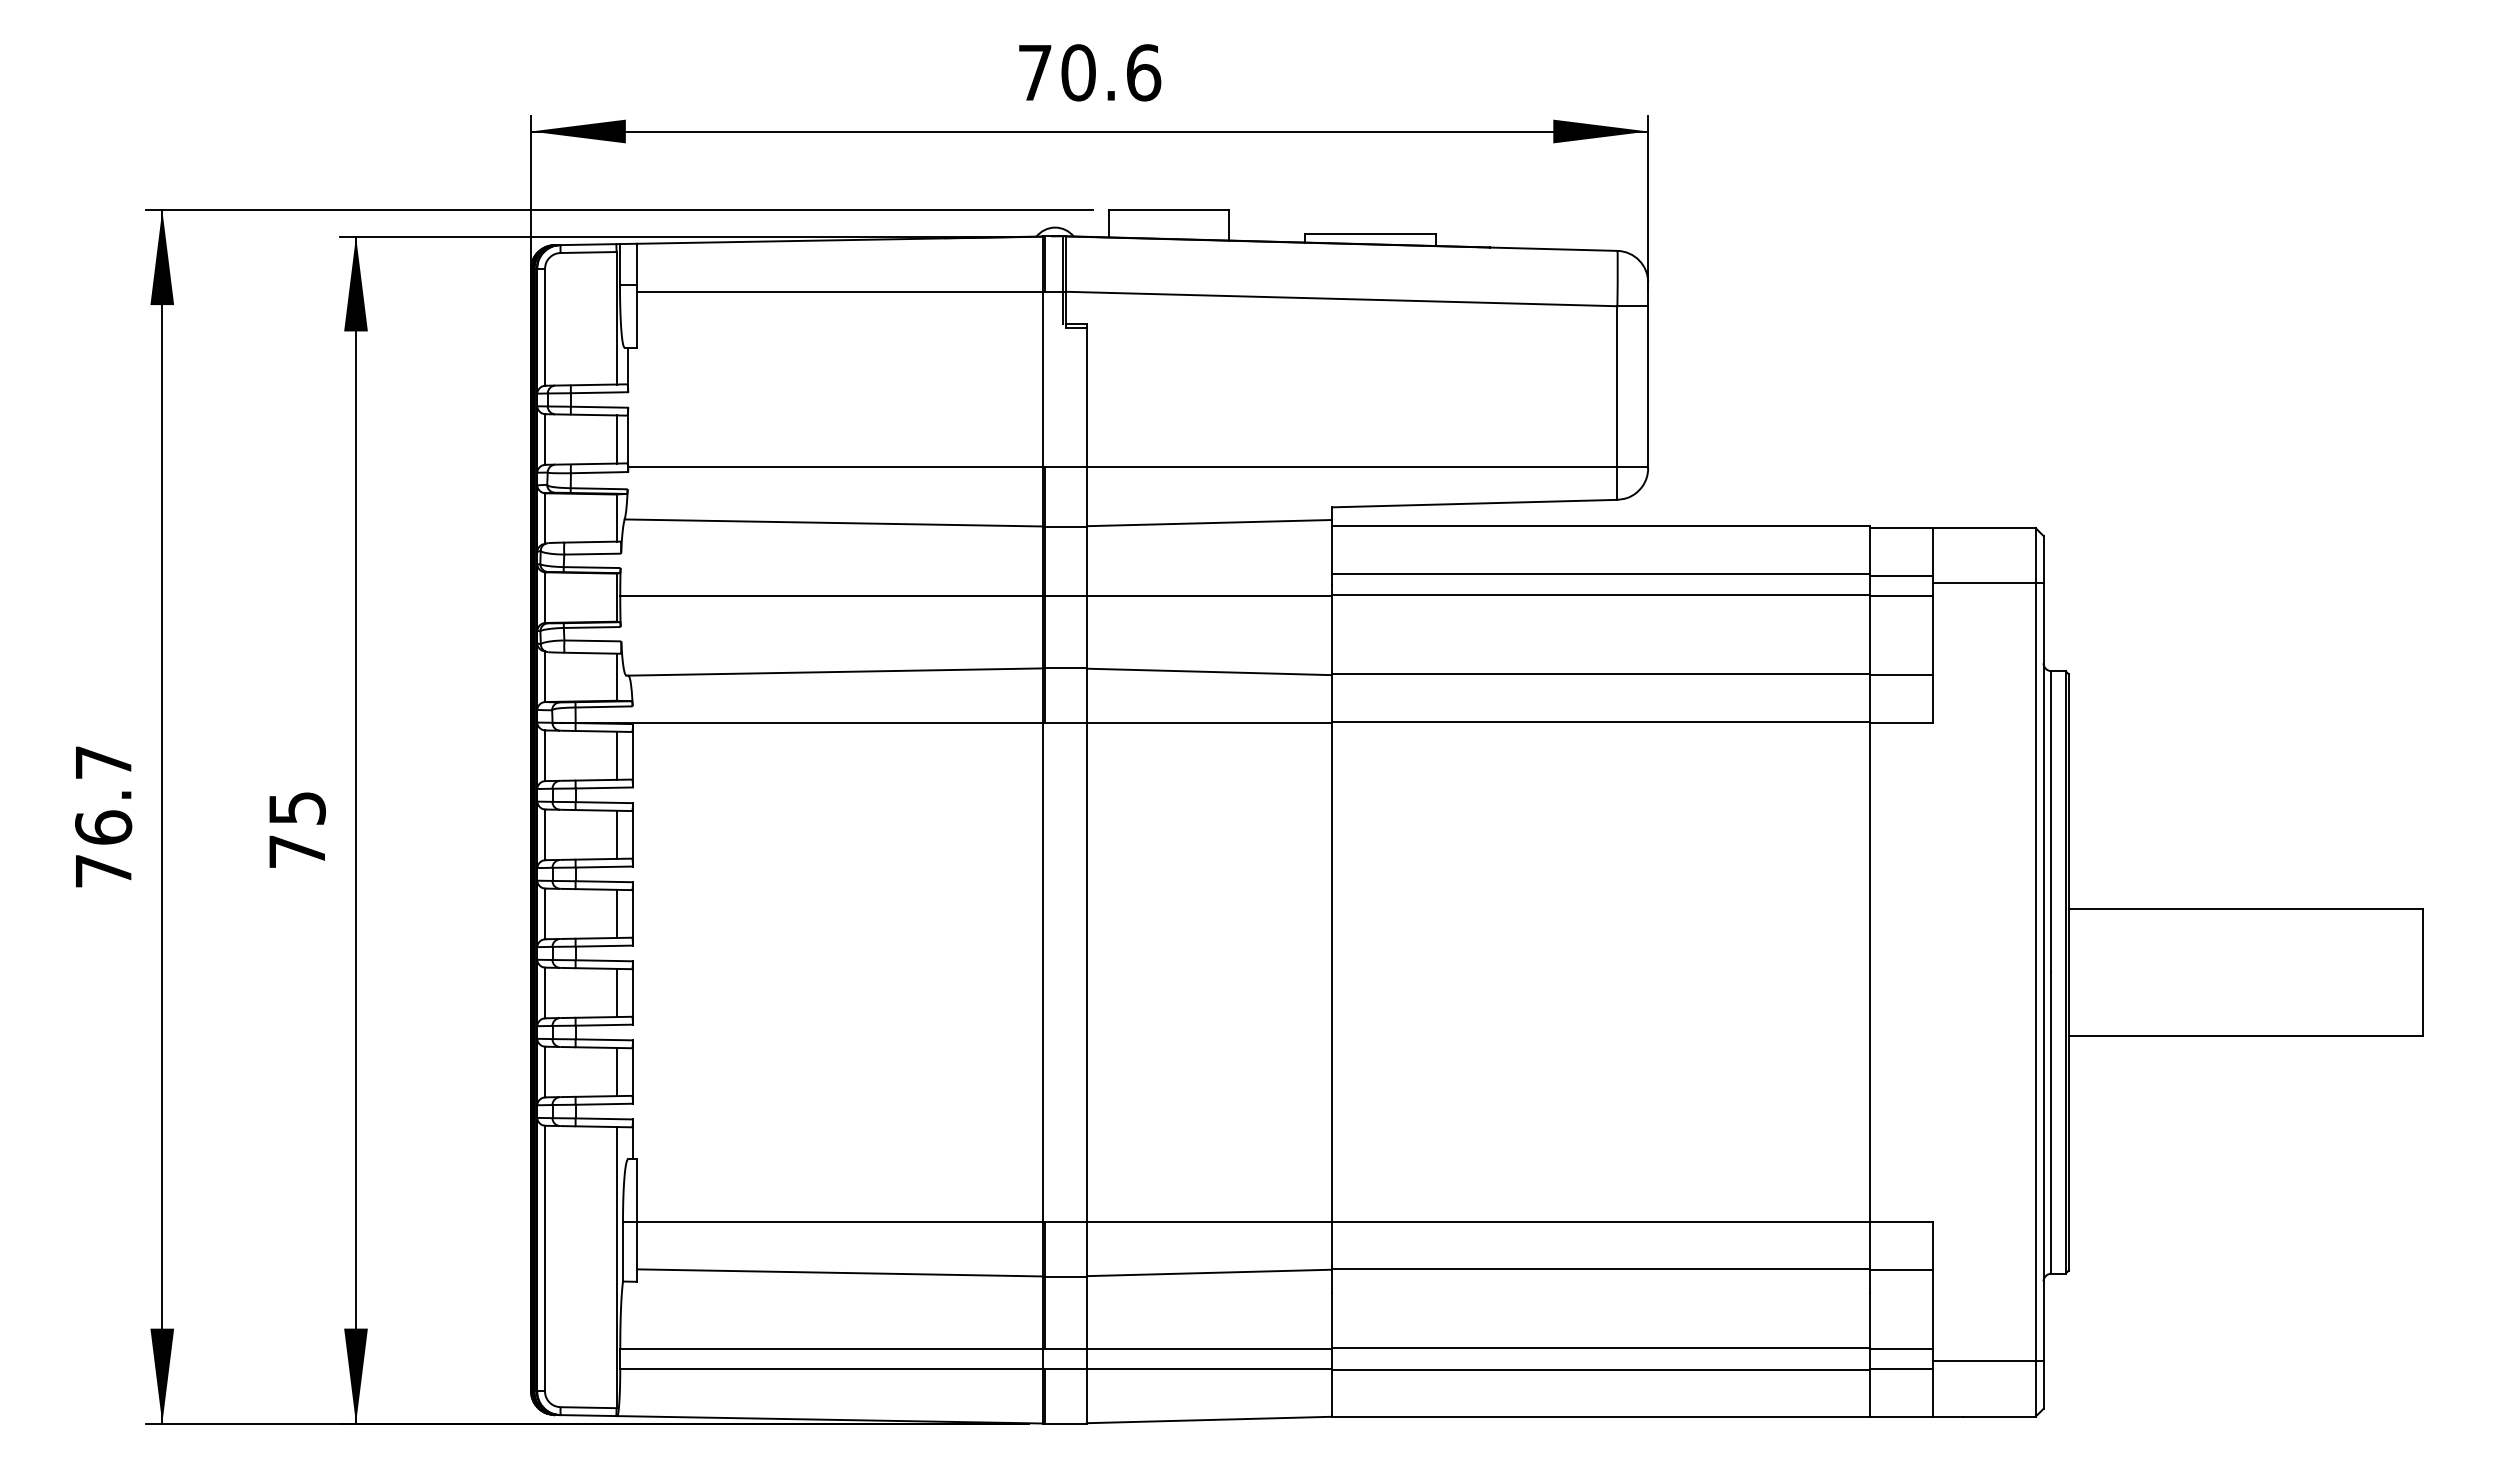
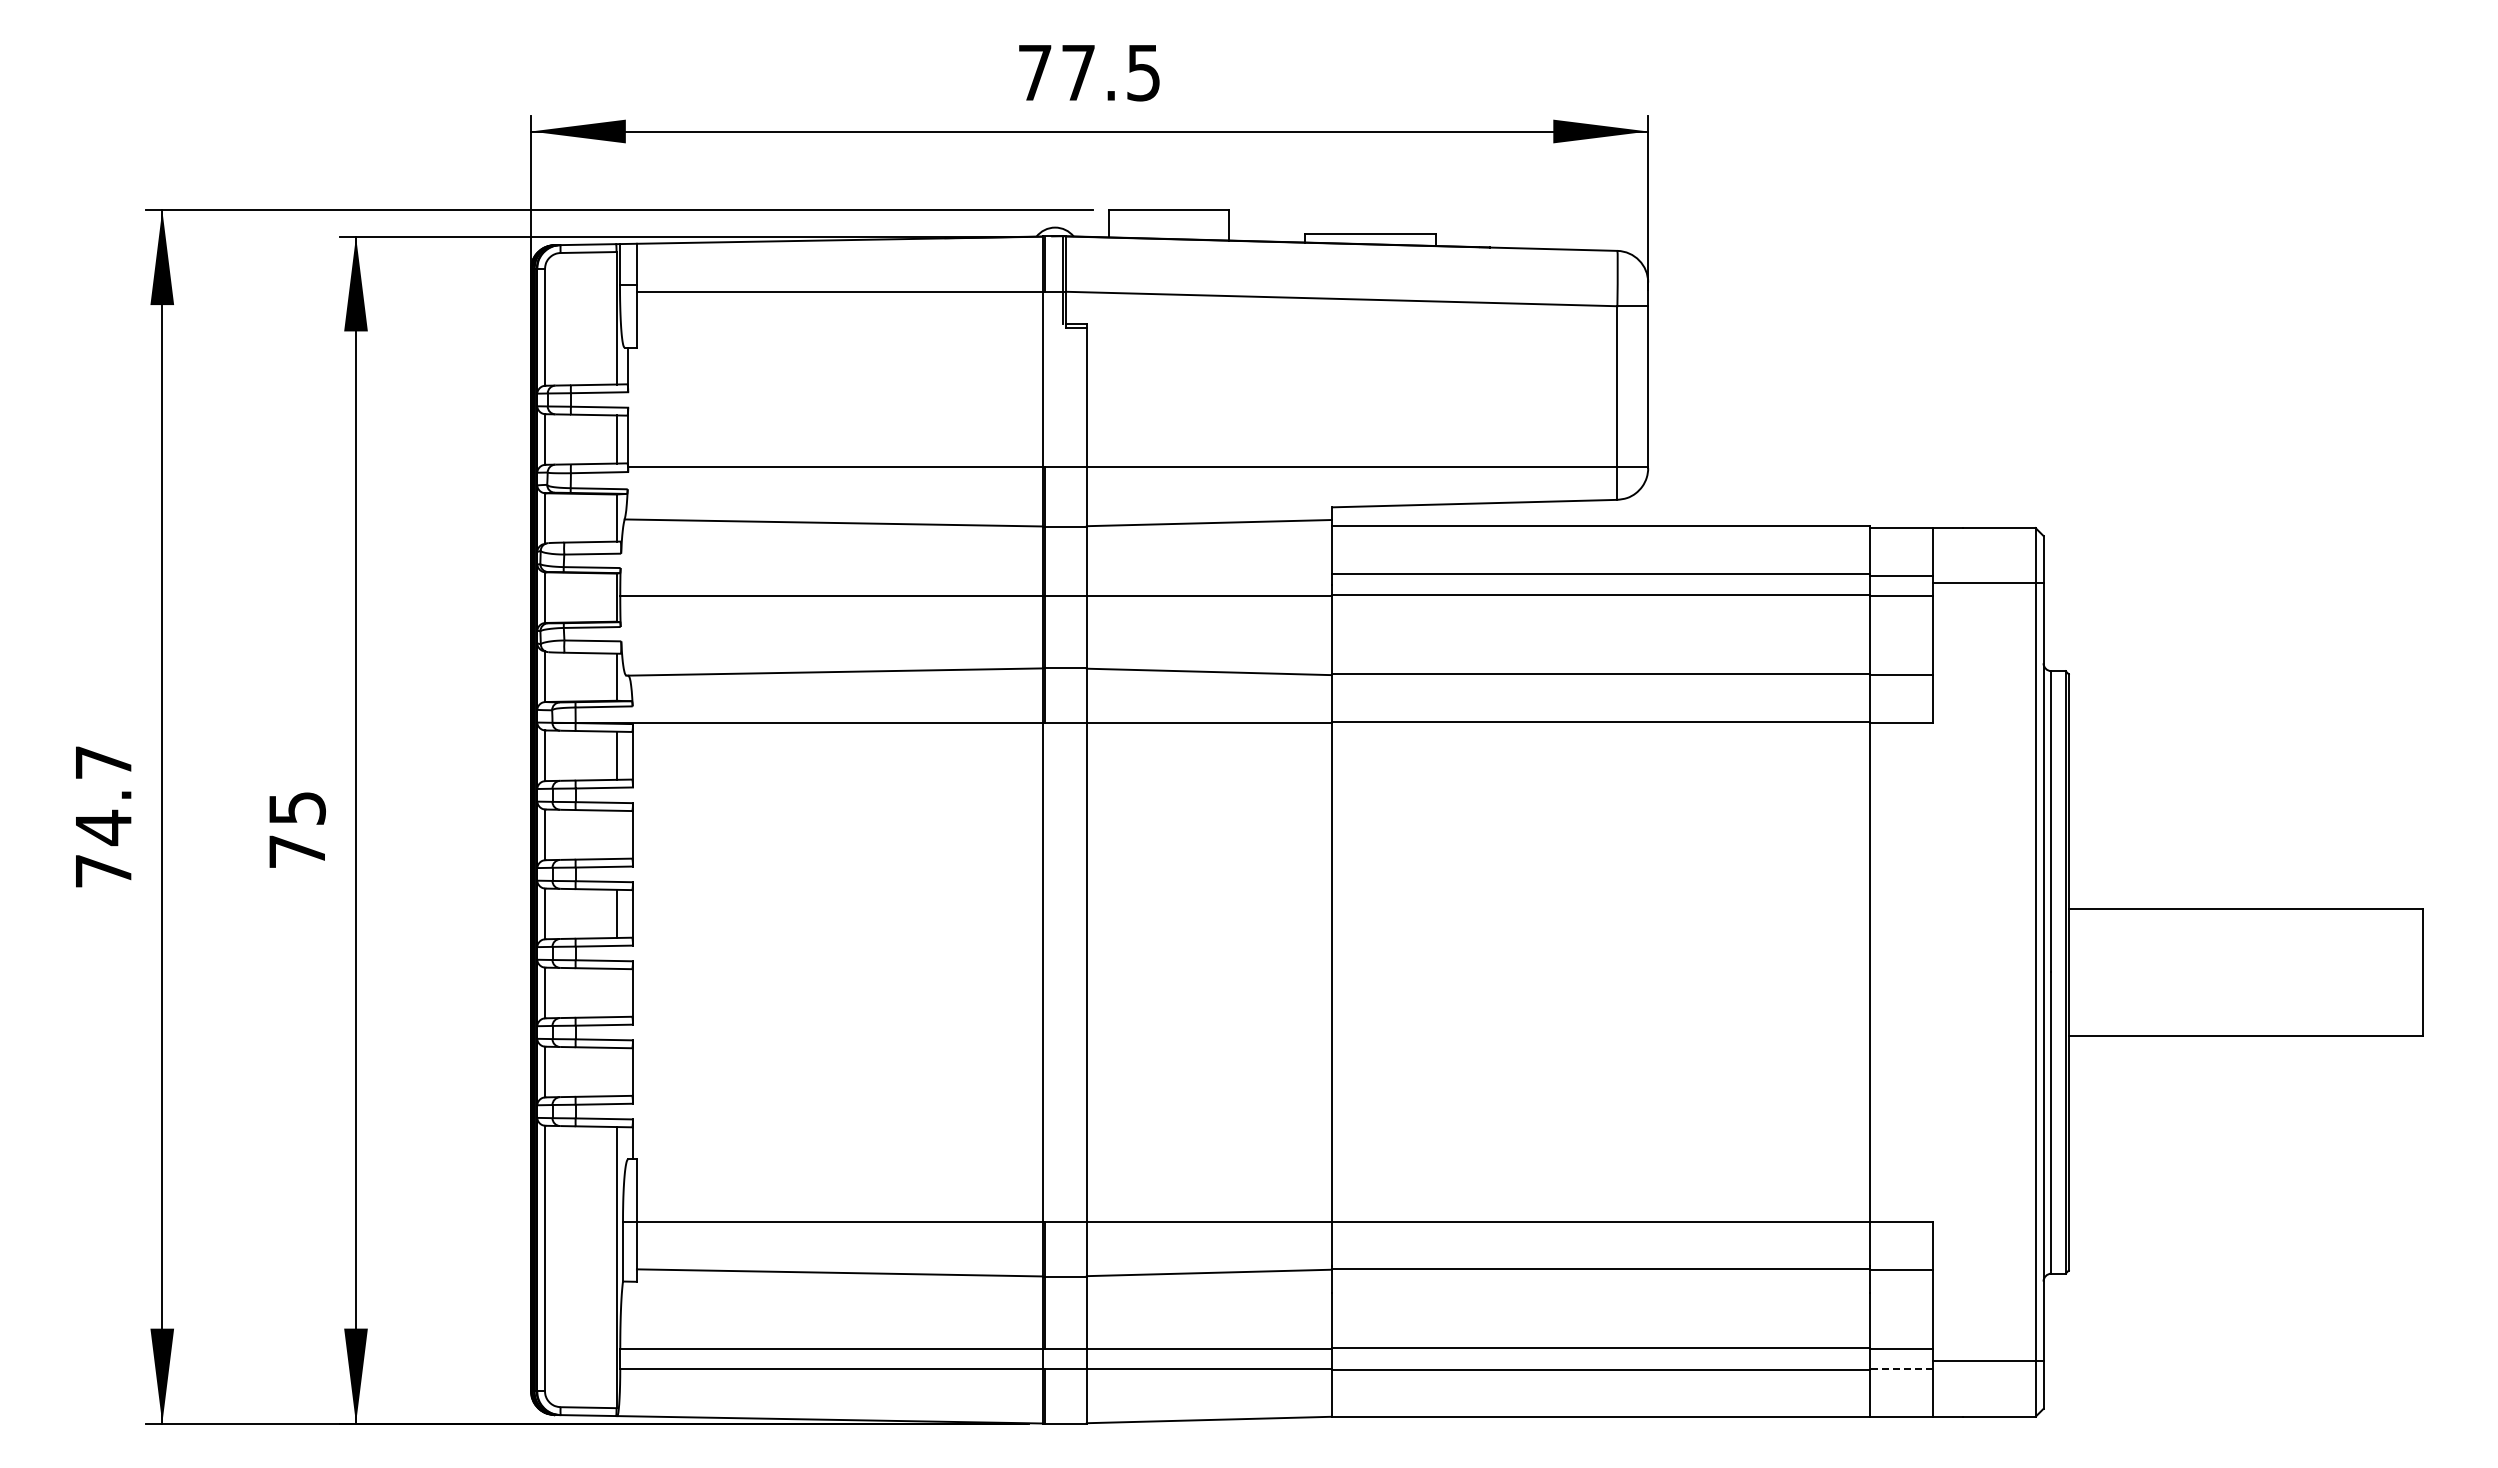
text: 70.6 -> 77.5 (1111, 72)
text: 76.7 -> 74.7 (103, 827)
line: present -> none (616, 834)
line: present -> none (616, 992)
line: present -> none (616, 1071)
line: solid -> dashed (1901, 1369)
